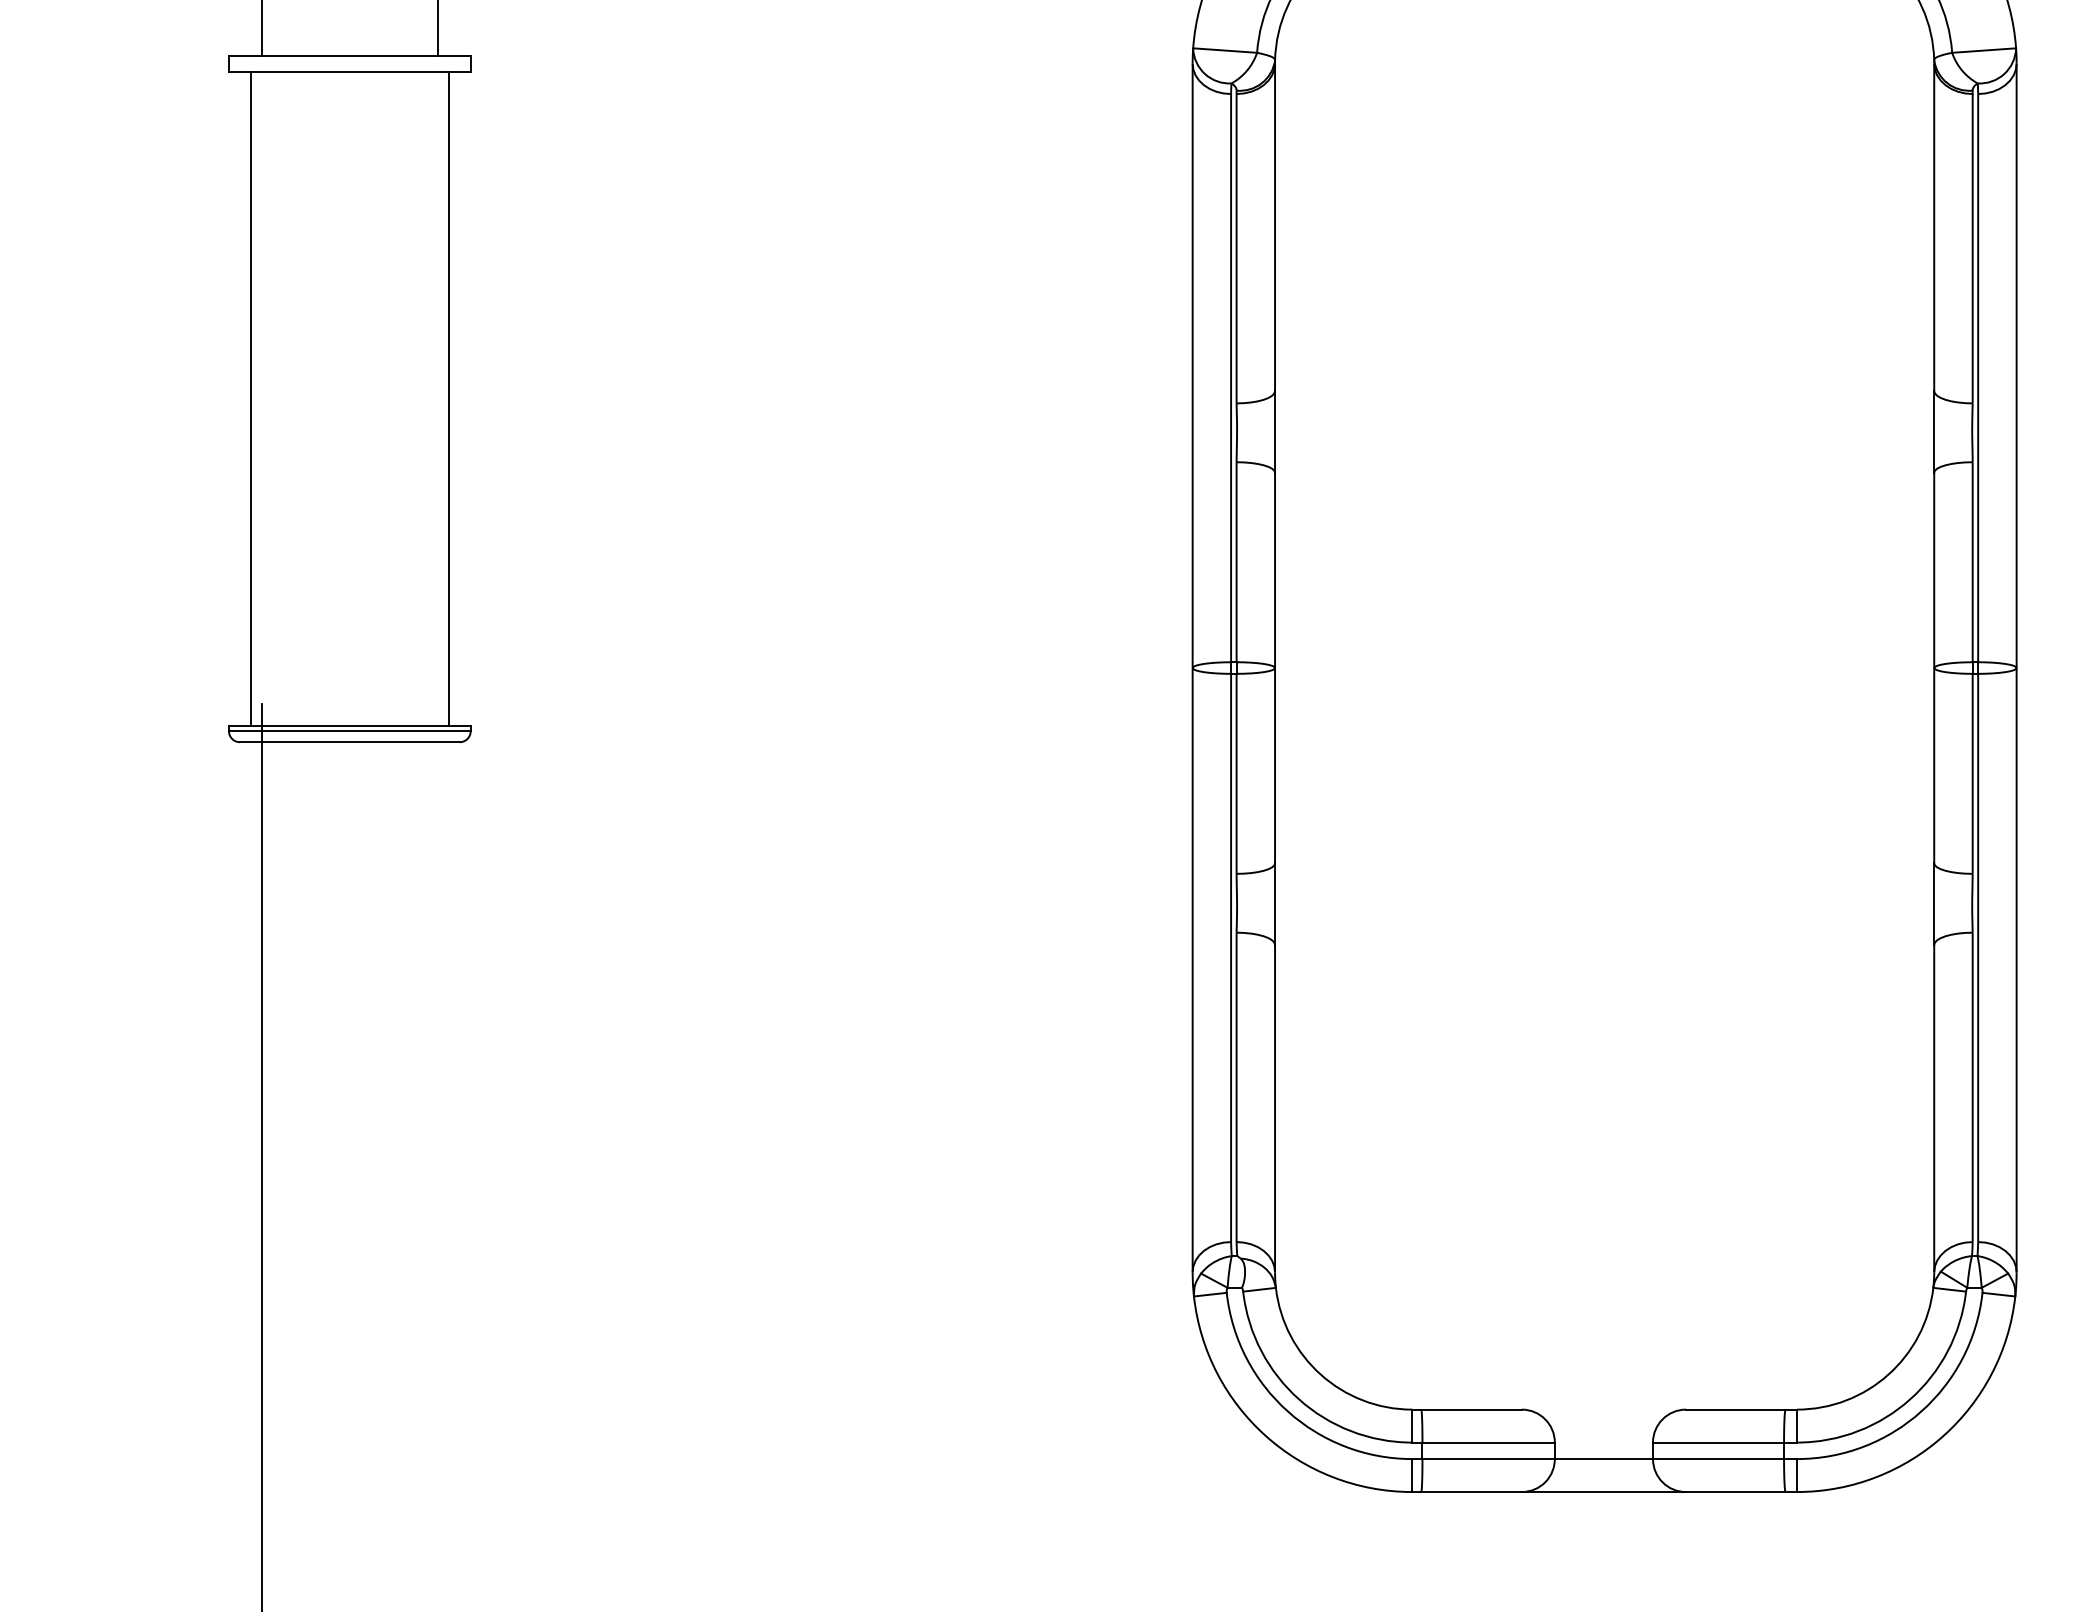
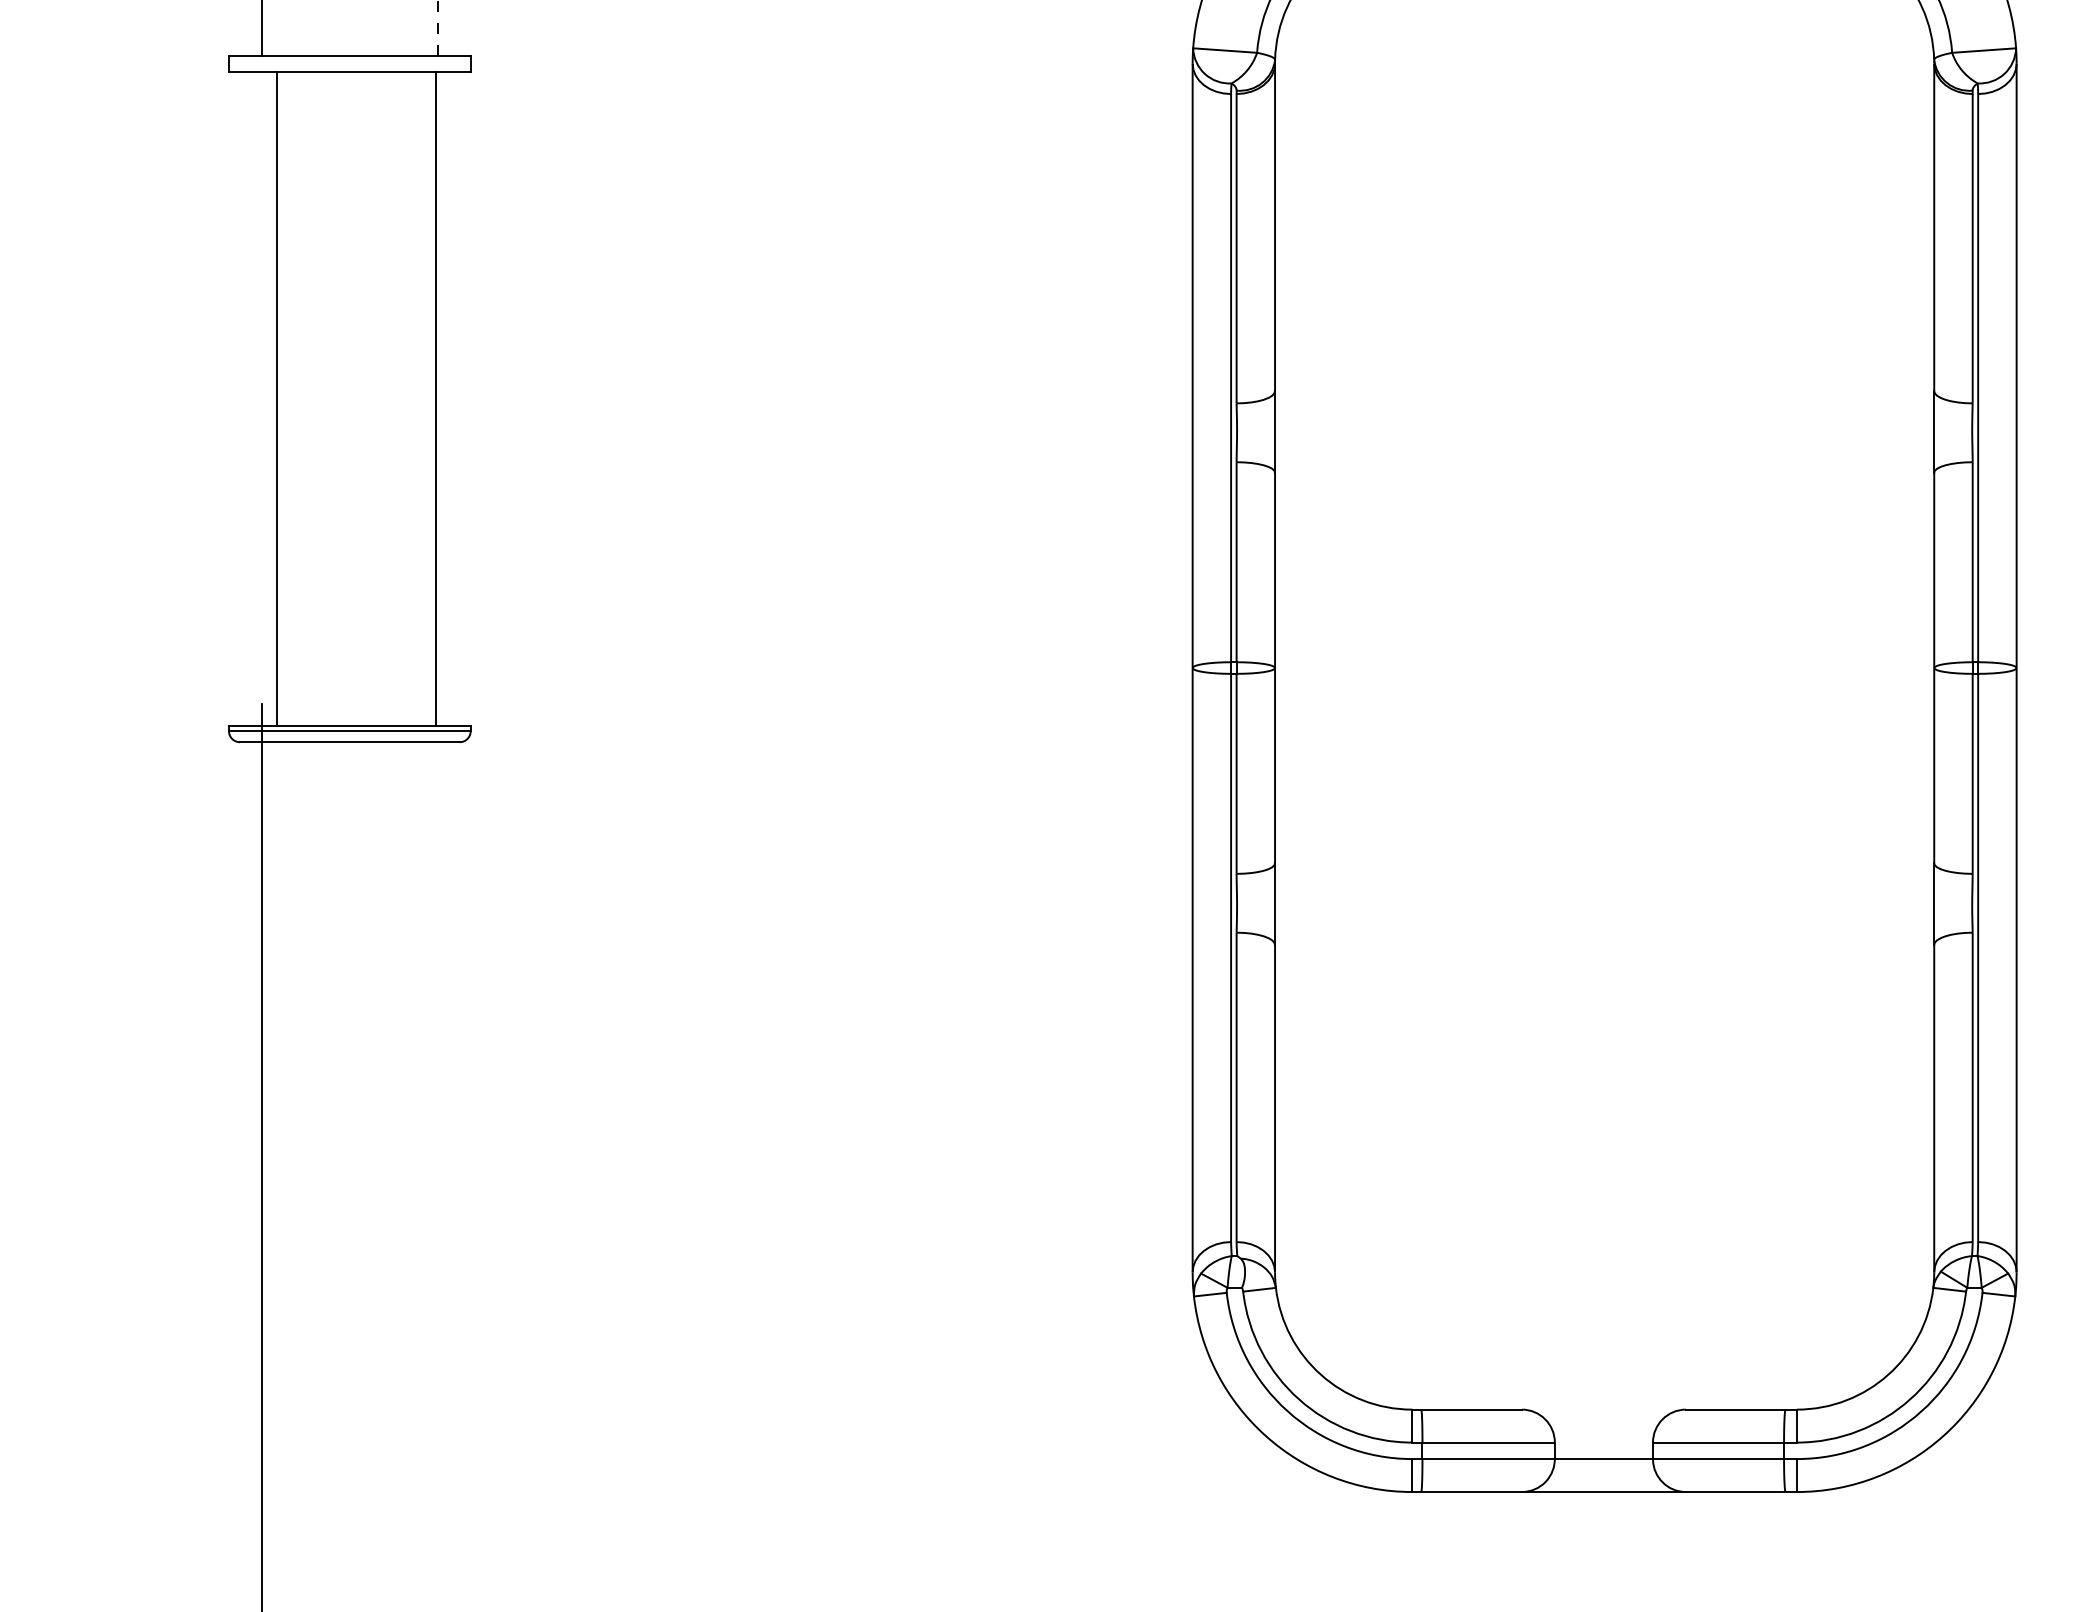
line: solid -> dashed (437, 27)
line position: (250, 398) -> (276, 398) (276, 398)
line position: (448, 398) -> (435, 398) (435, 398)
